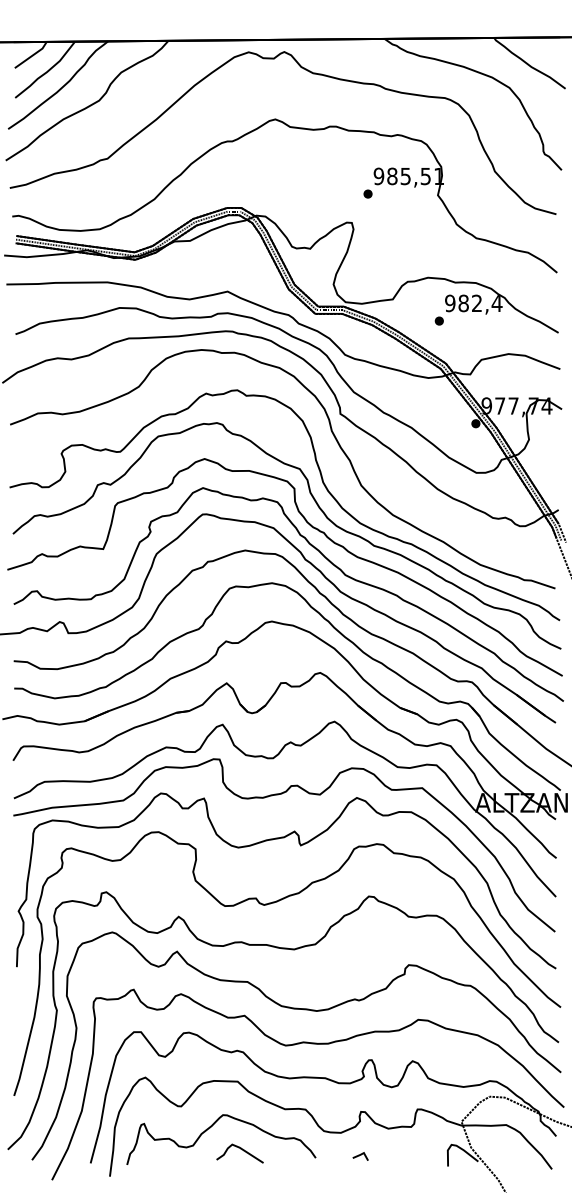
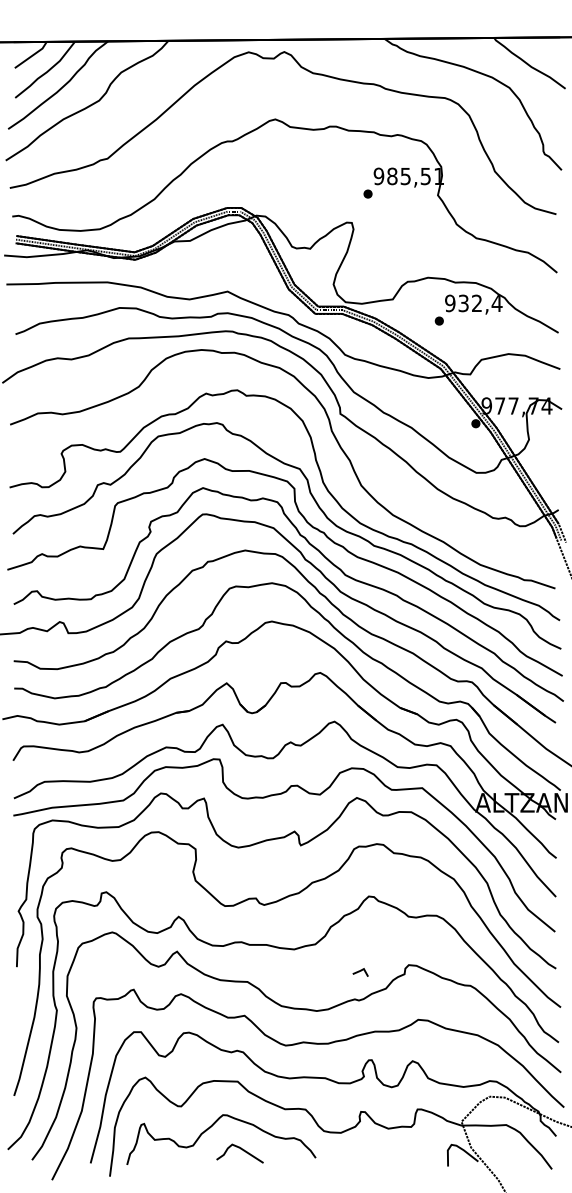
text: 982,4 -> 932,4 (463, 303)
line position: (360, 1155) -> (360, 971) (360, 971)
